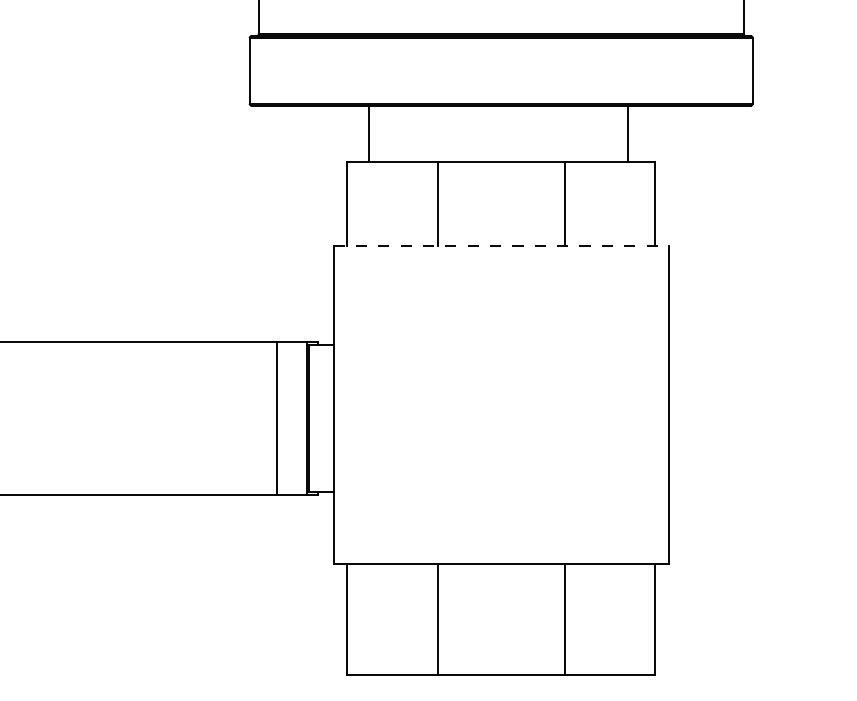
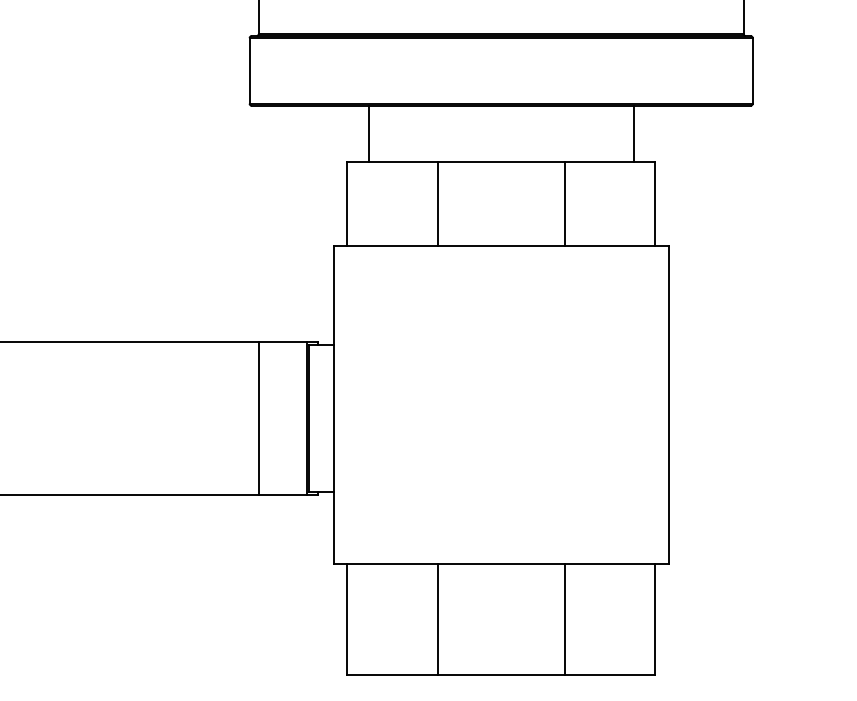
line position: (628, 133) -> (634, 133) (634, 133)
line: dashed -> solid (501, 245)
line position: (277, 418) -> (259, 418) (259, 418)
